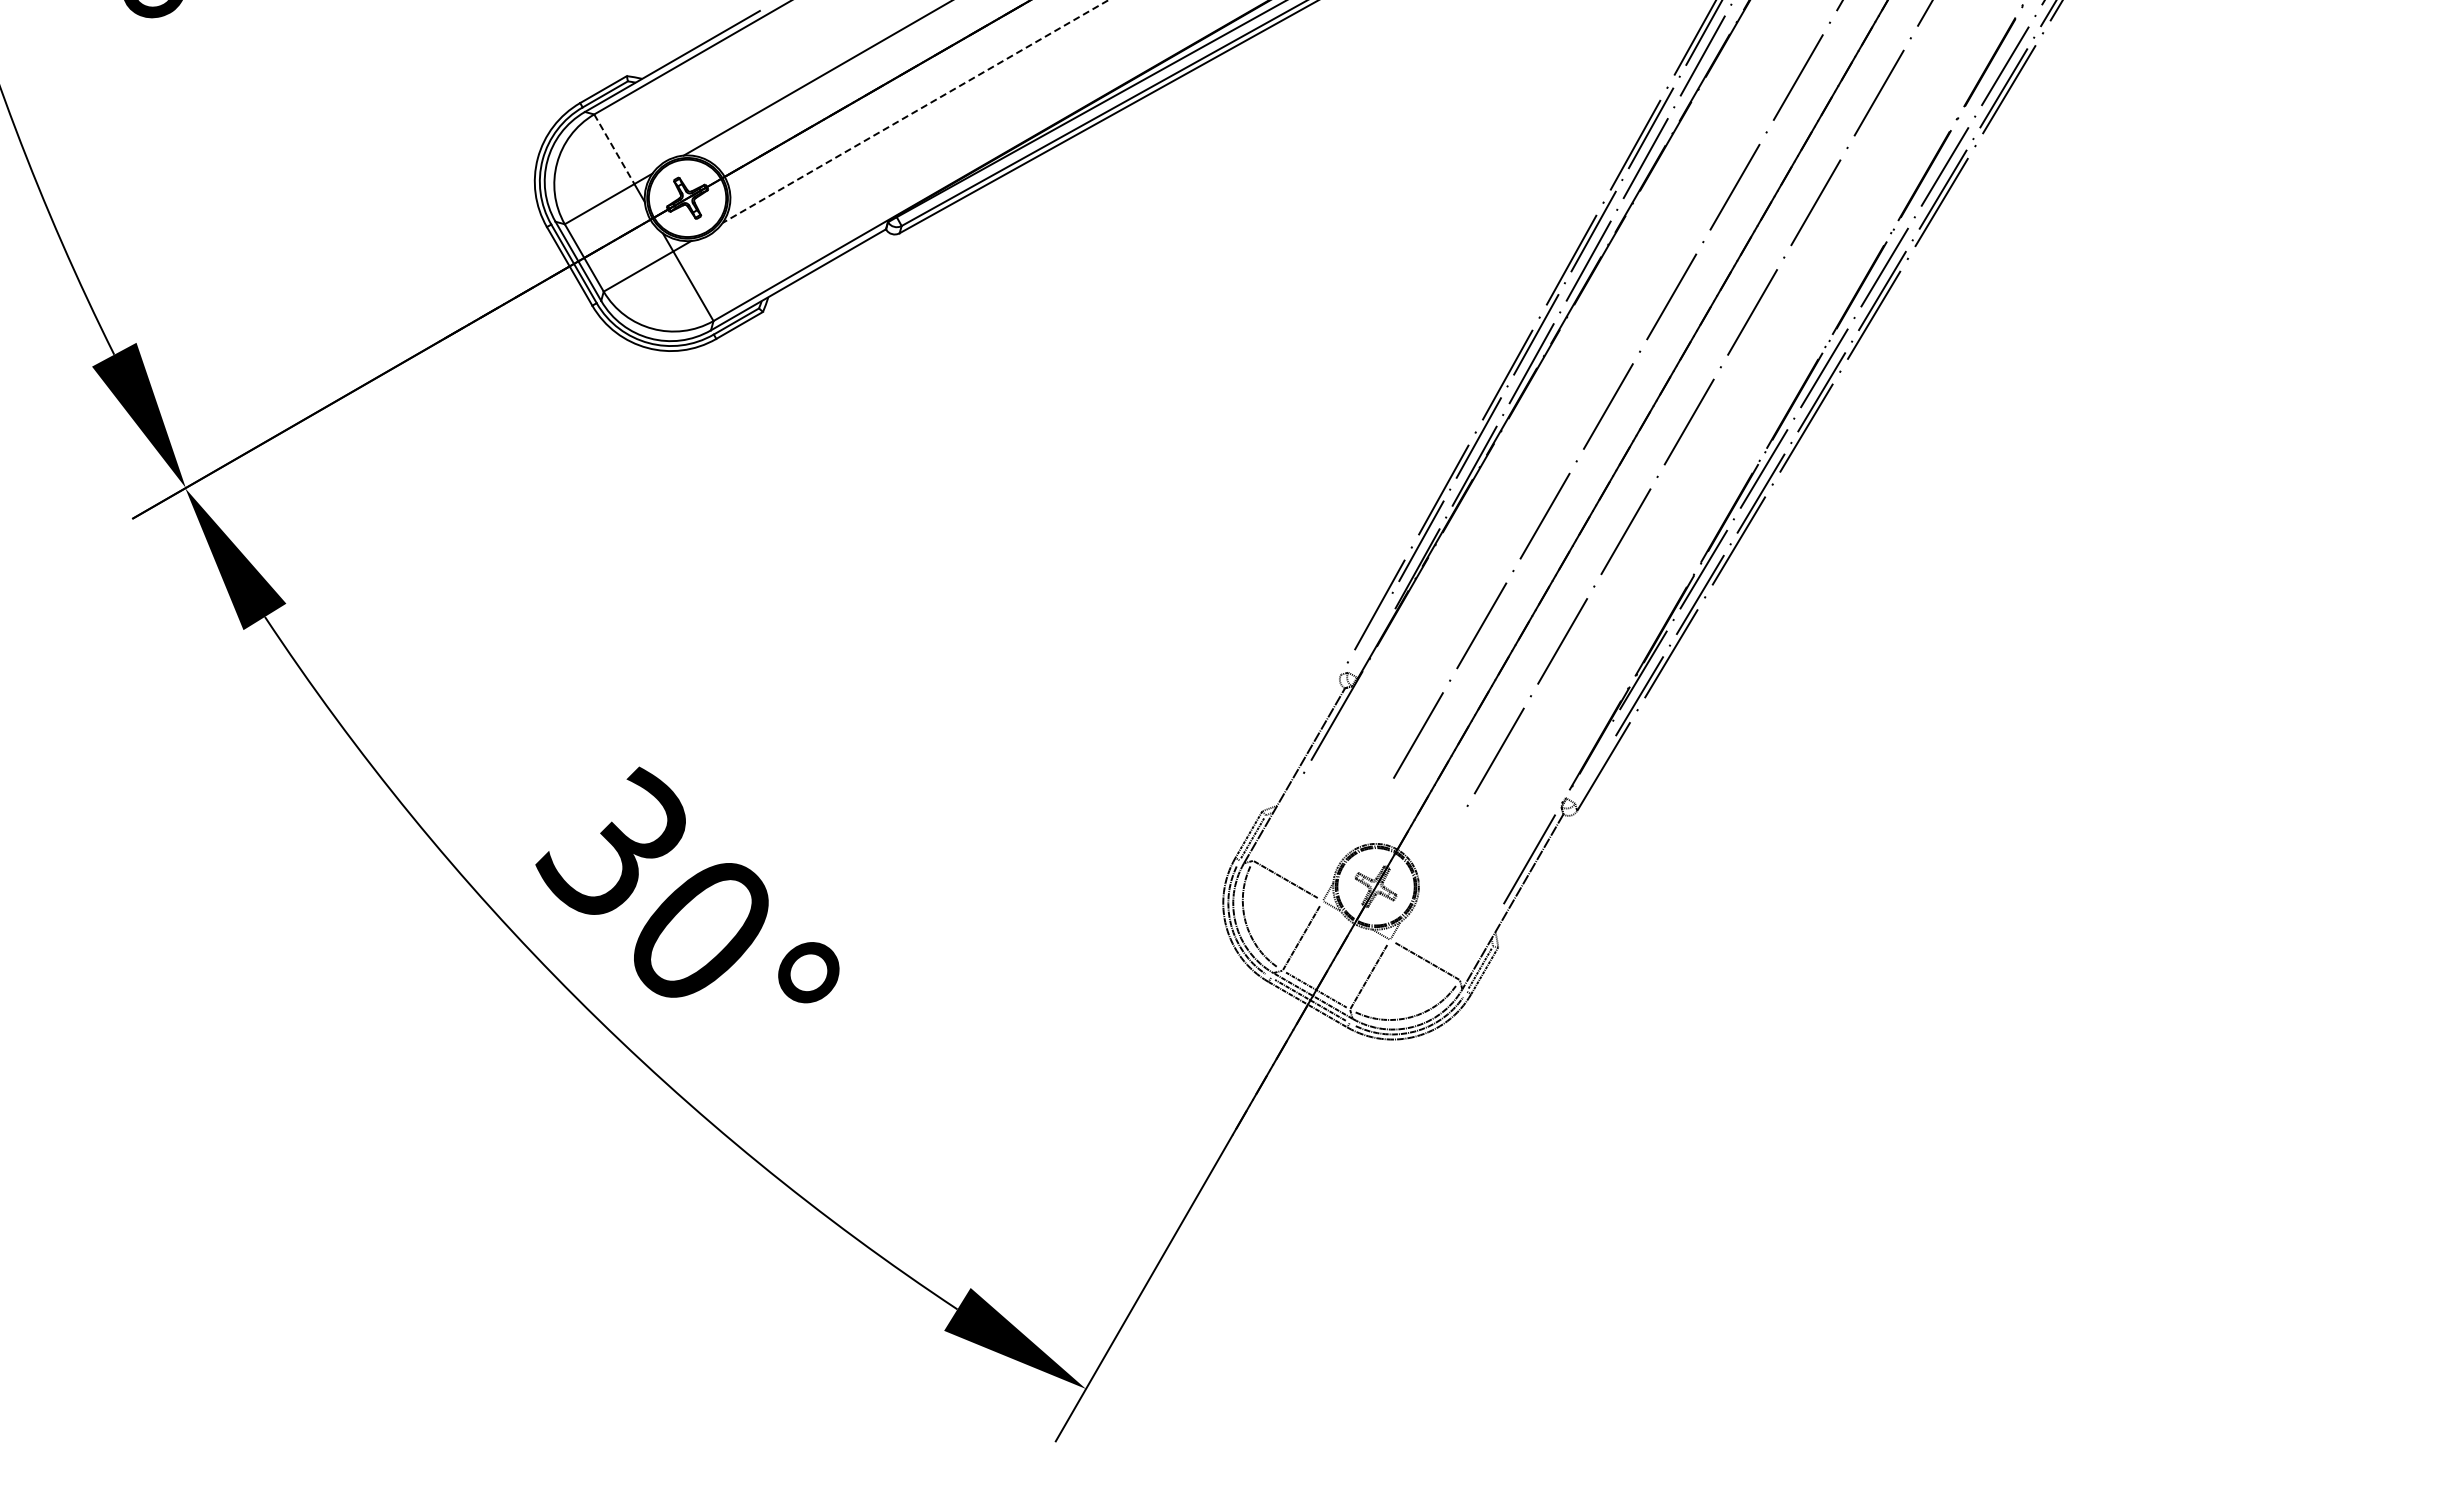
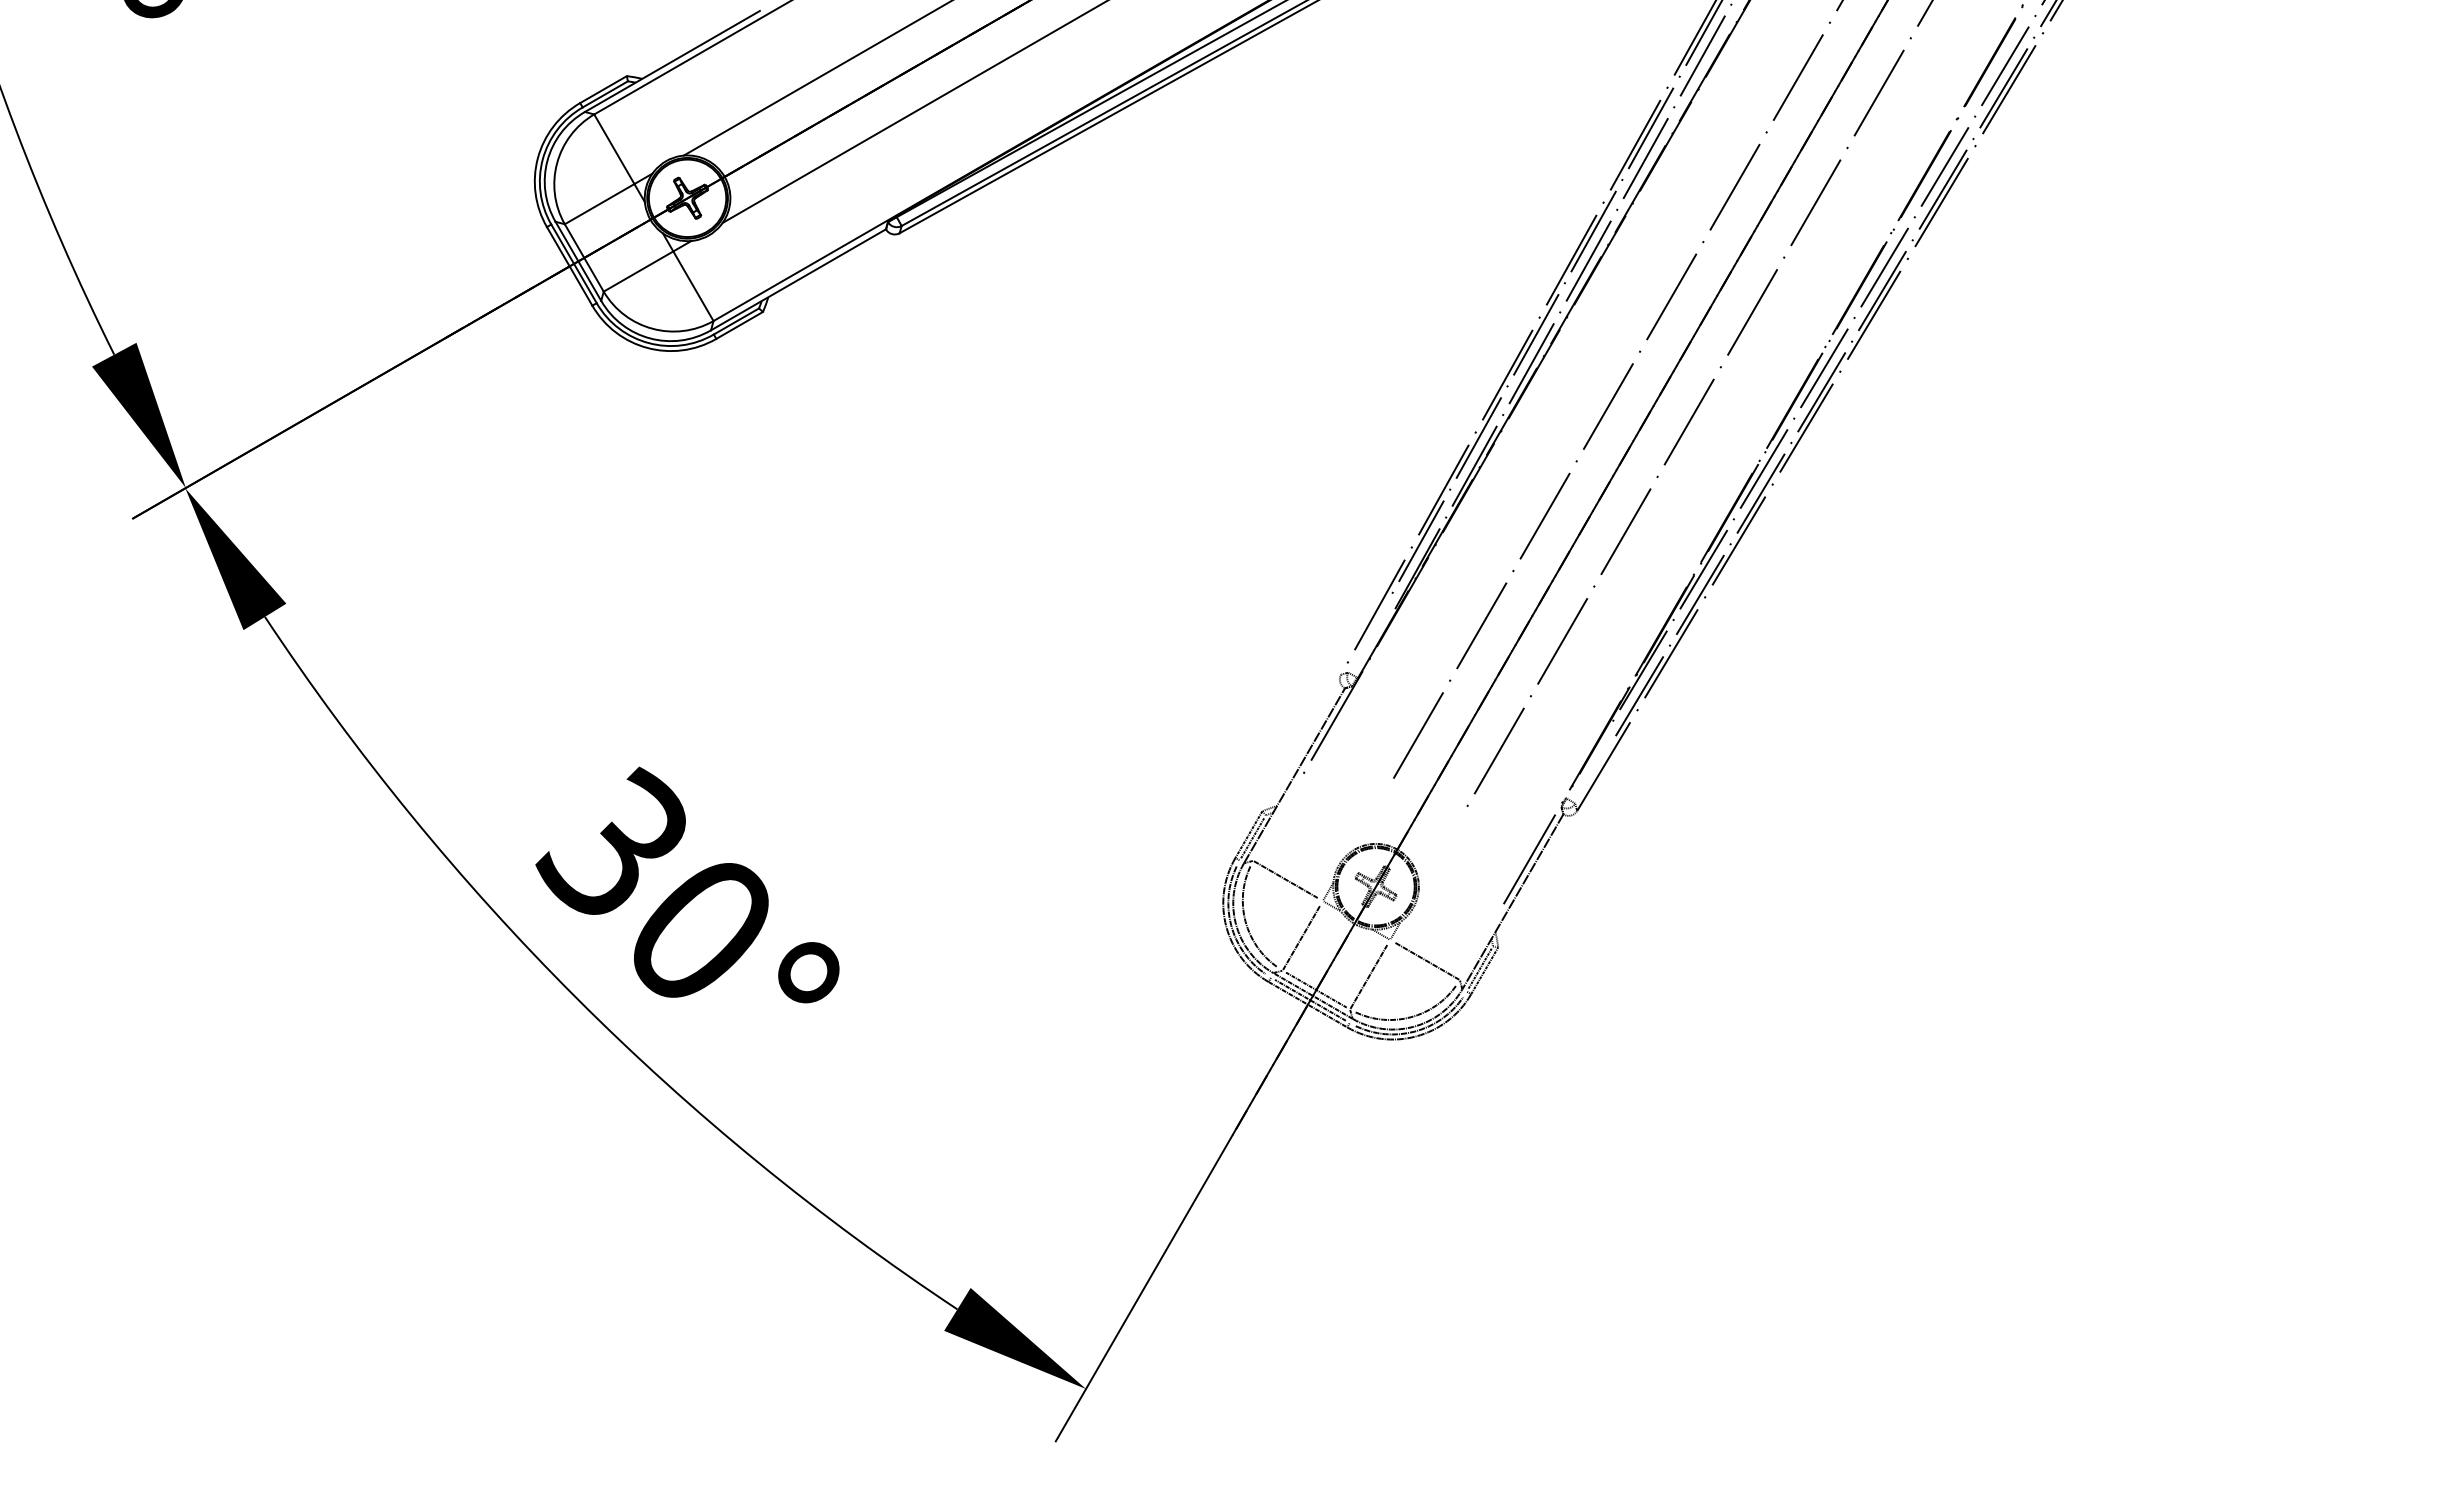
line: dashed -> solid (915, 111)
line: dashed -> solid (614, 149)
